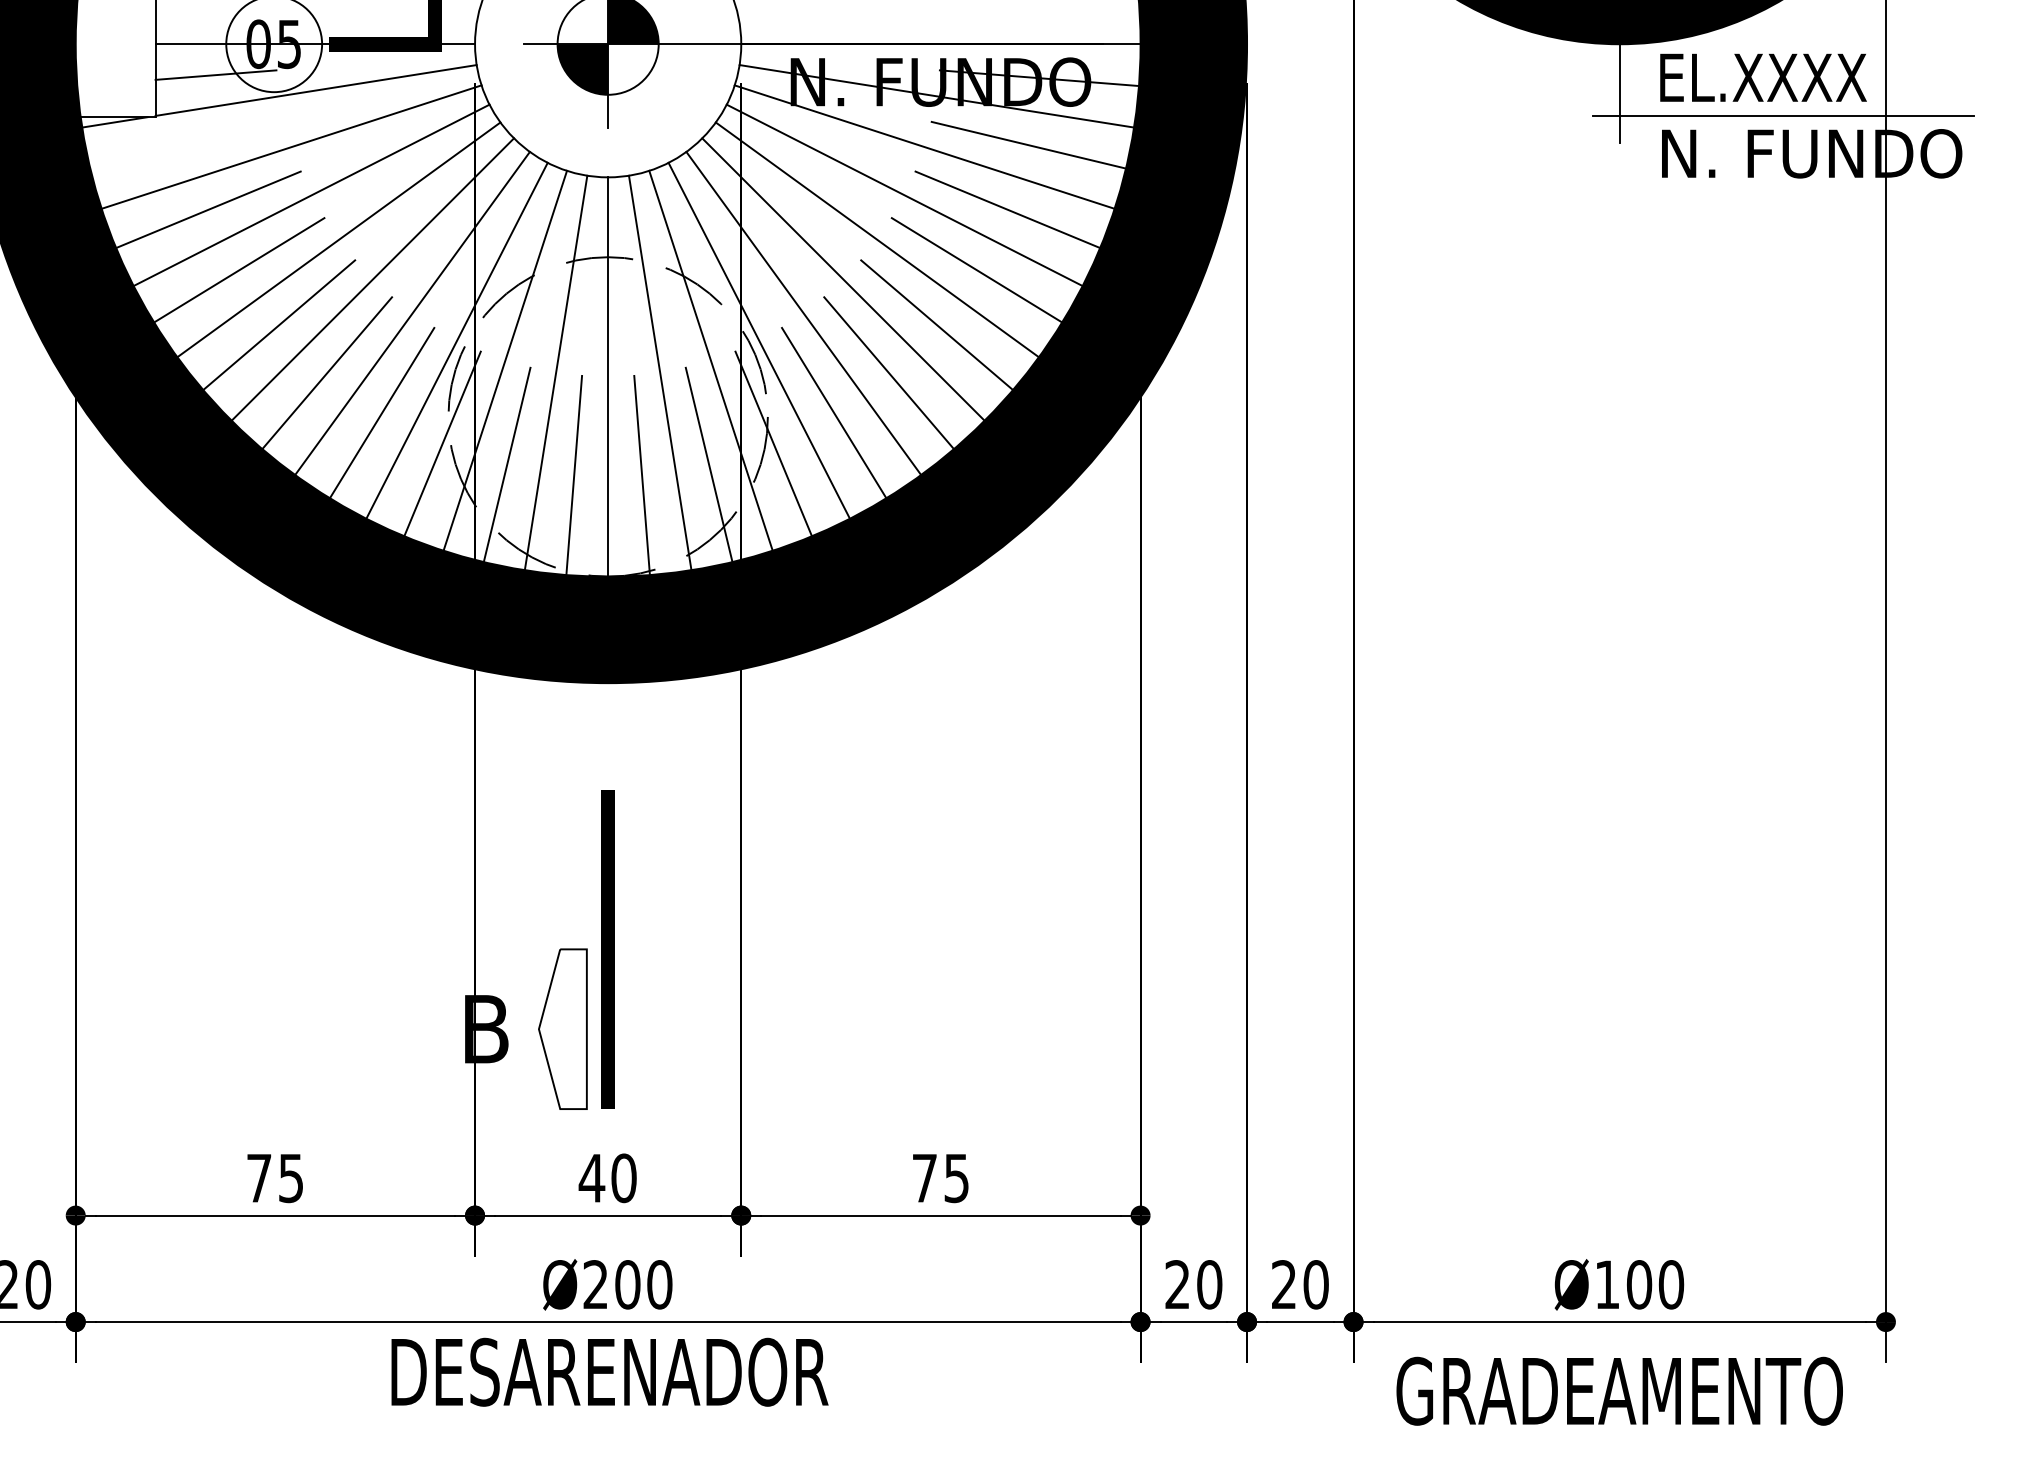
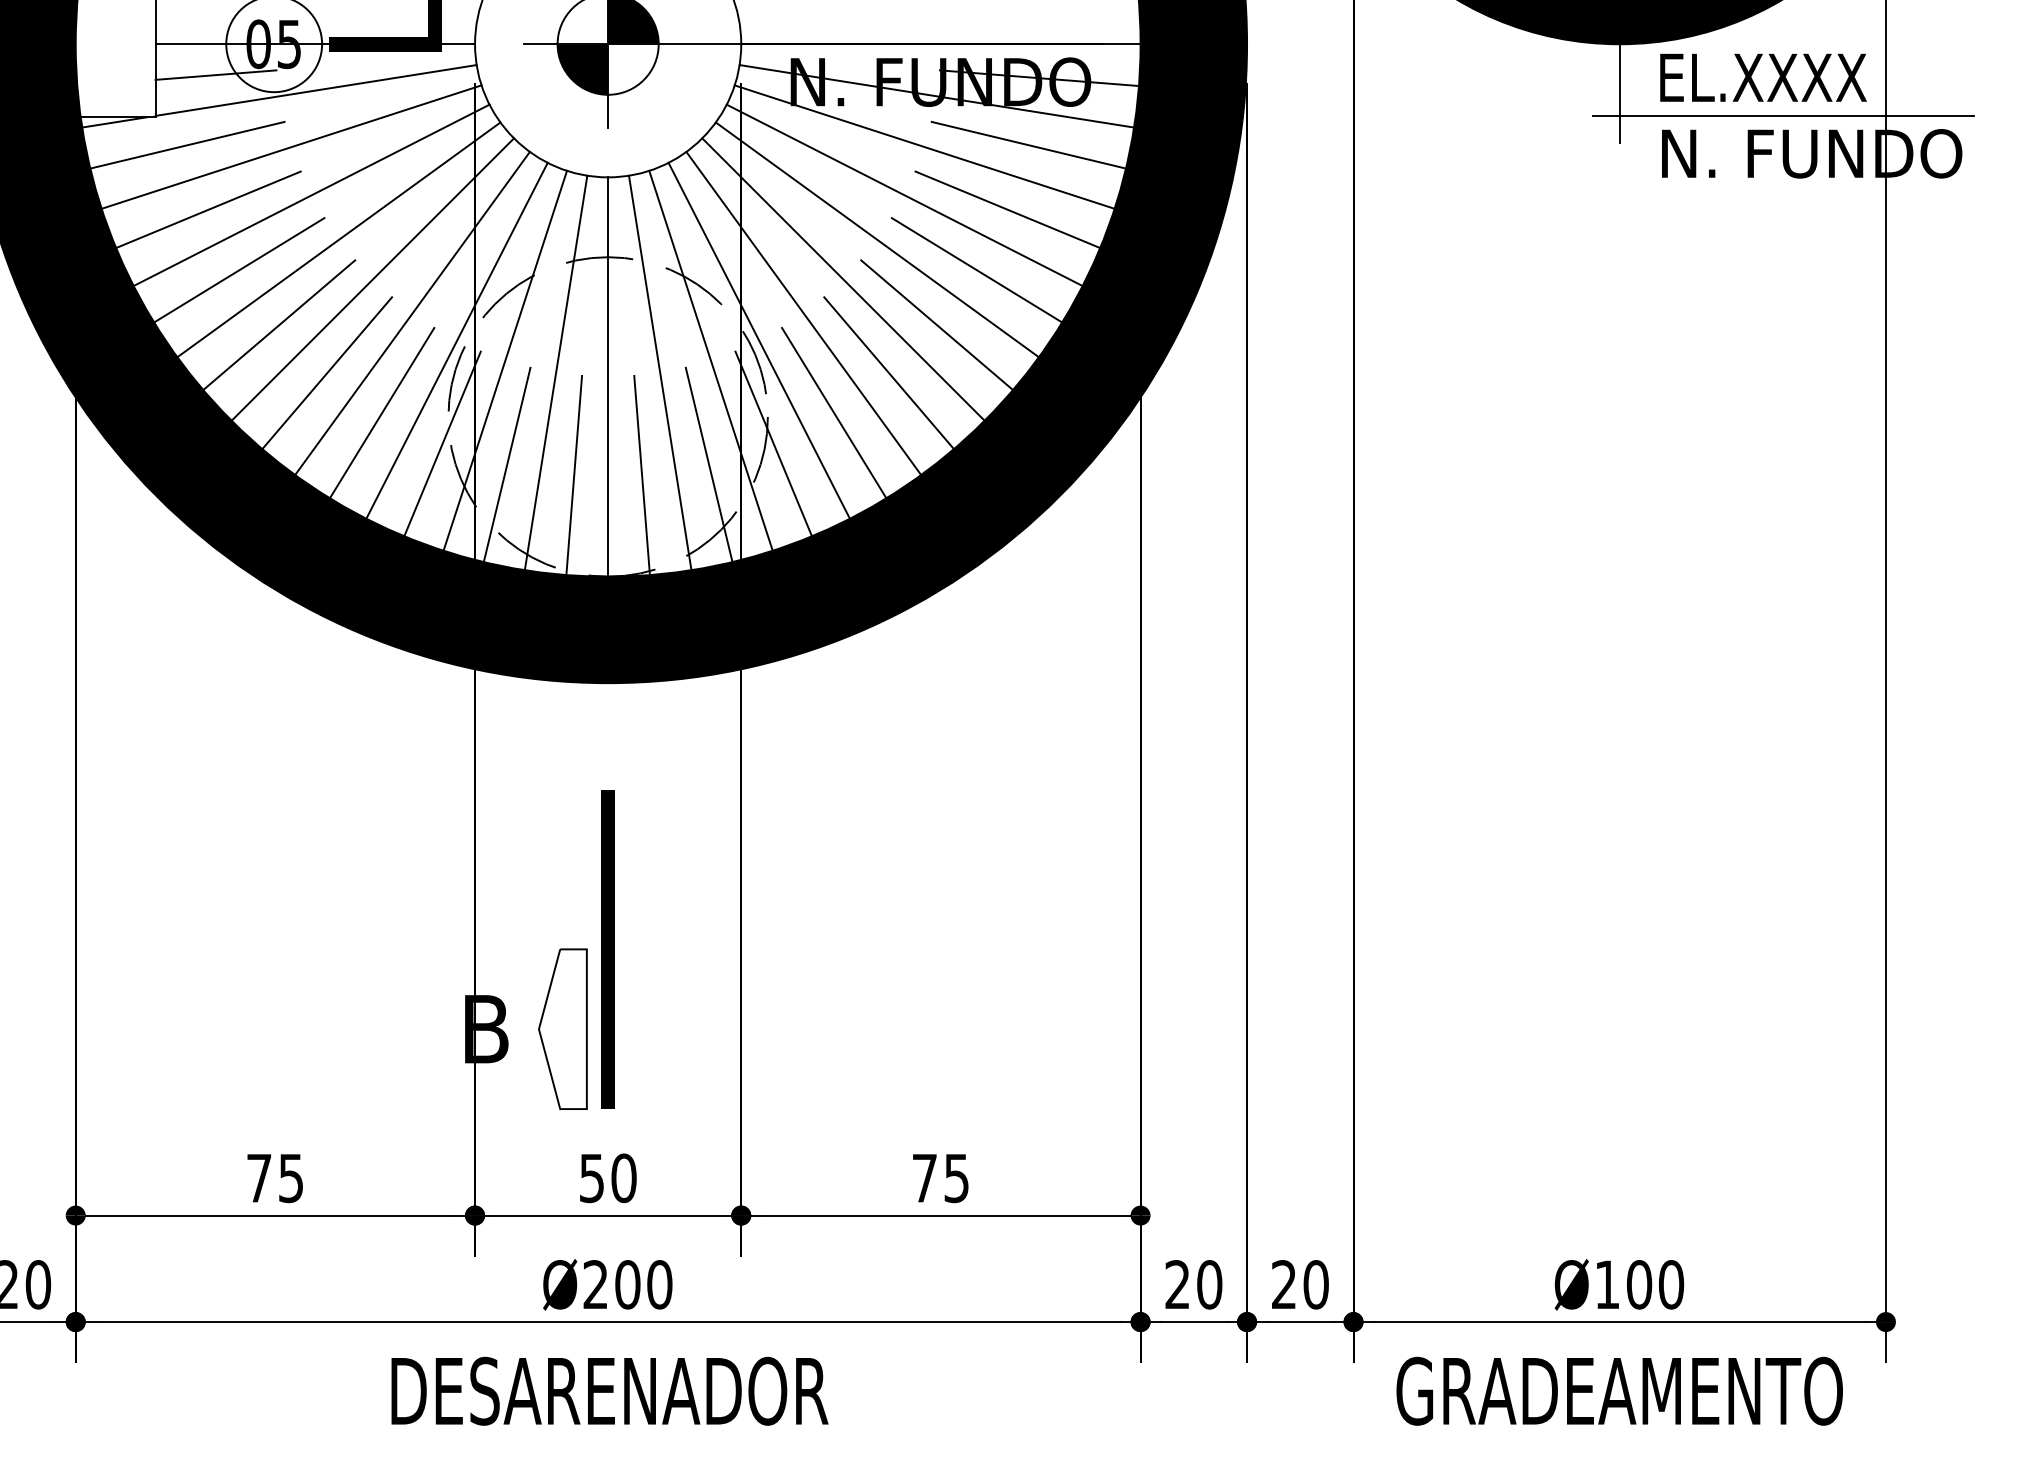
line: none -> present (187, 144)
text: 40 -> 50 (591, 1178)
text position: (609, 1371) -> (609, 1390) (609, 1390)
